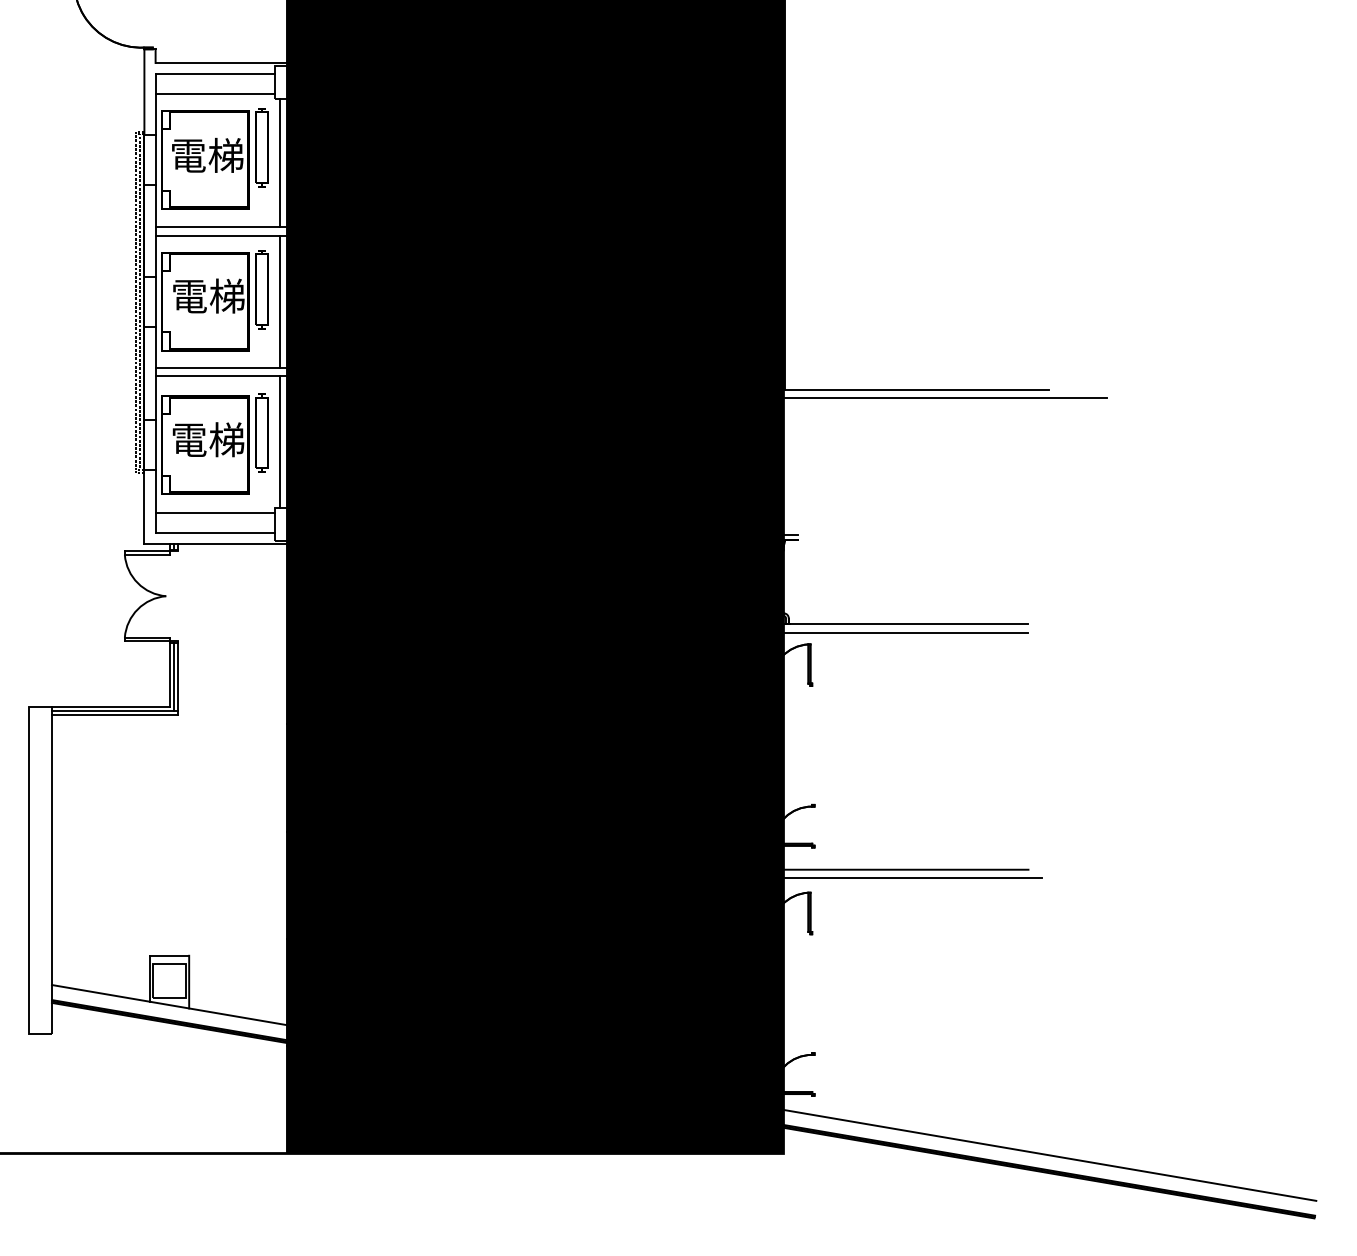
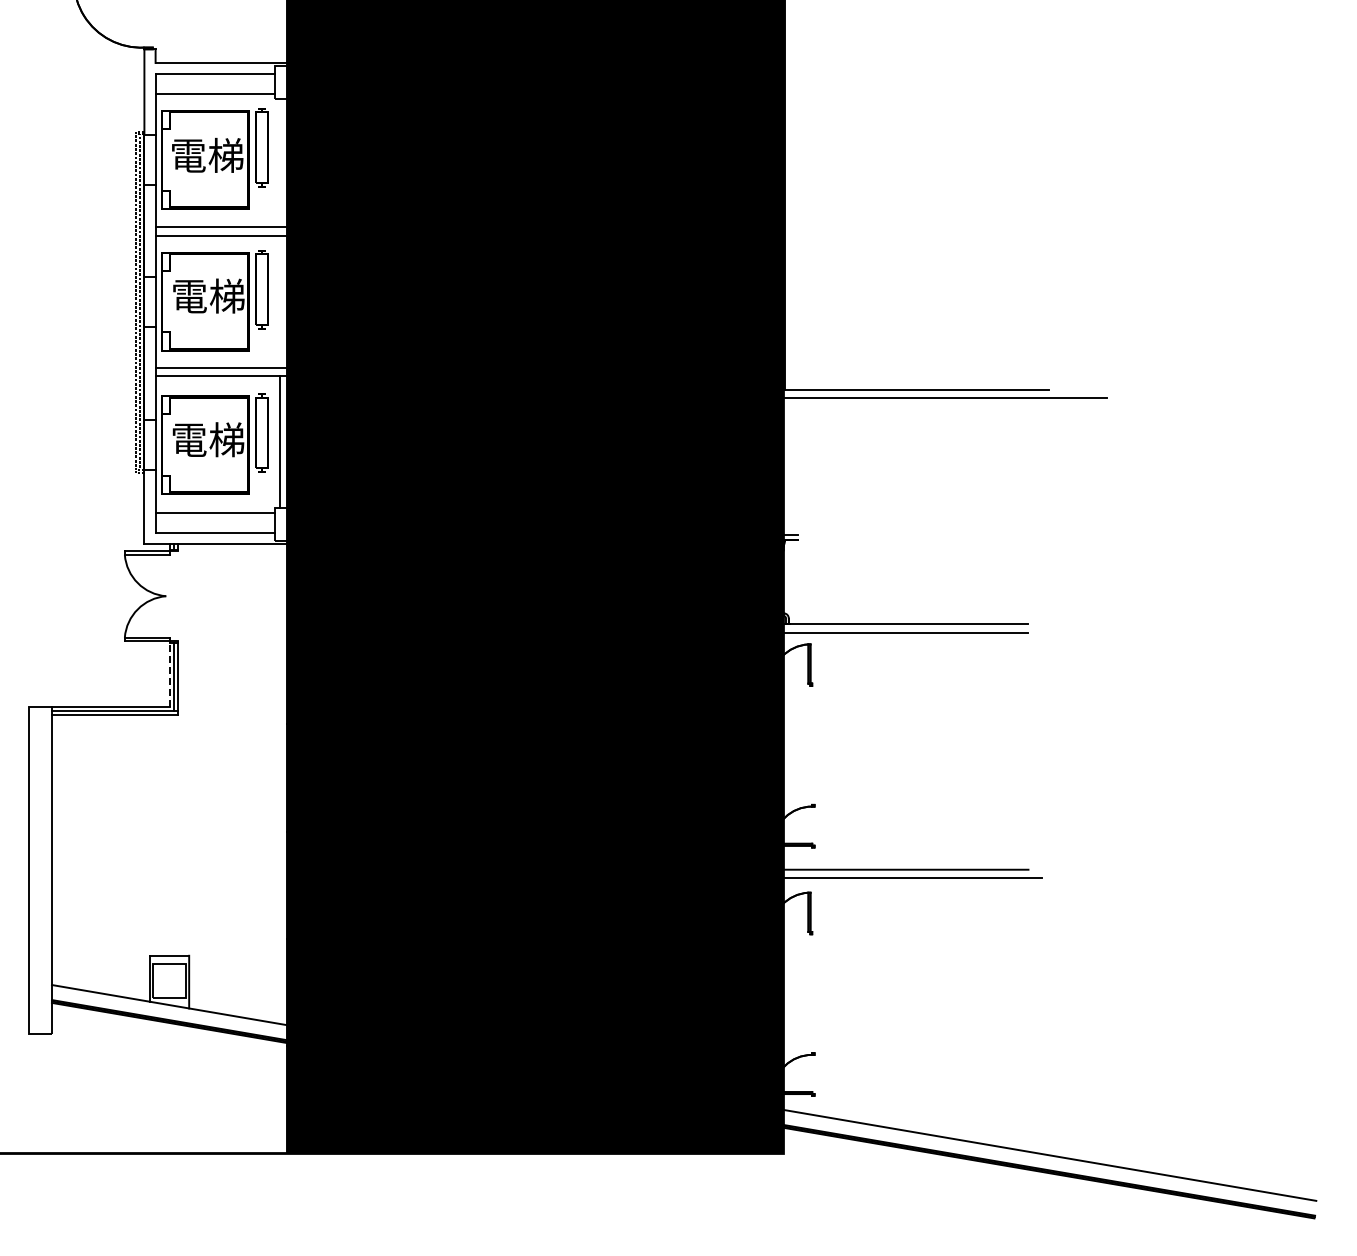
line: present -> none (280, 163)
line: present -> none (280, 301)
line: solid -> dashed (169, 674)
